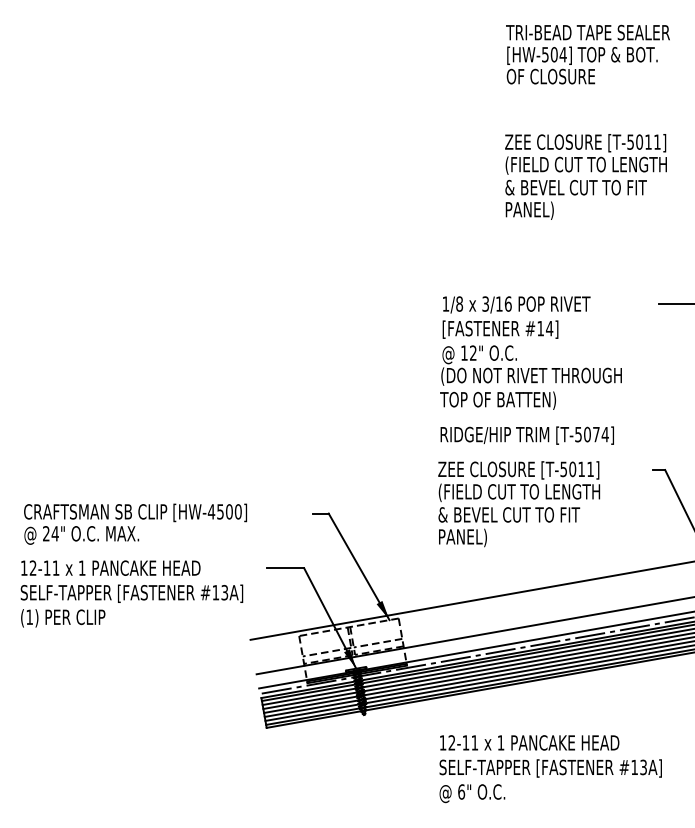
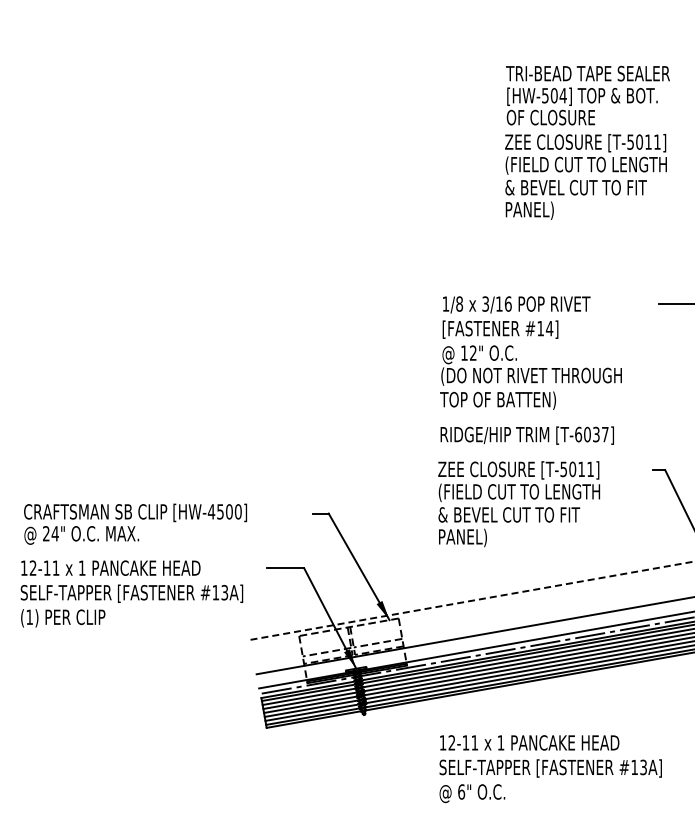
text position: (587, 54) -> (587, 95) (587, 95)
text: [T-5074] -> [T-6037] (591, 434)
line: solid -> dashed (473, 600)
